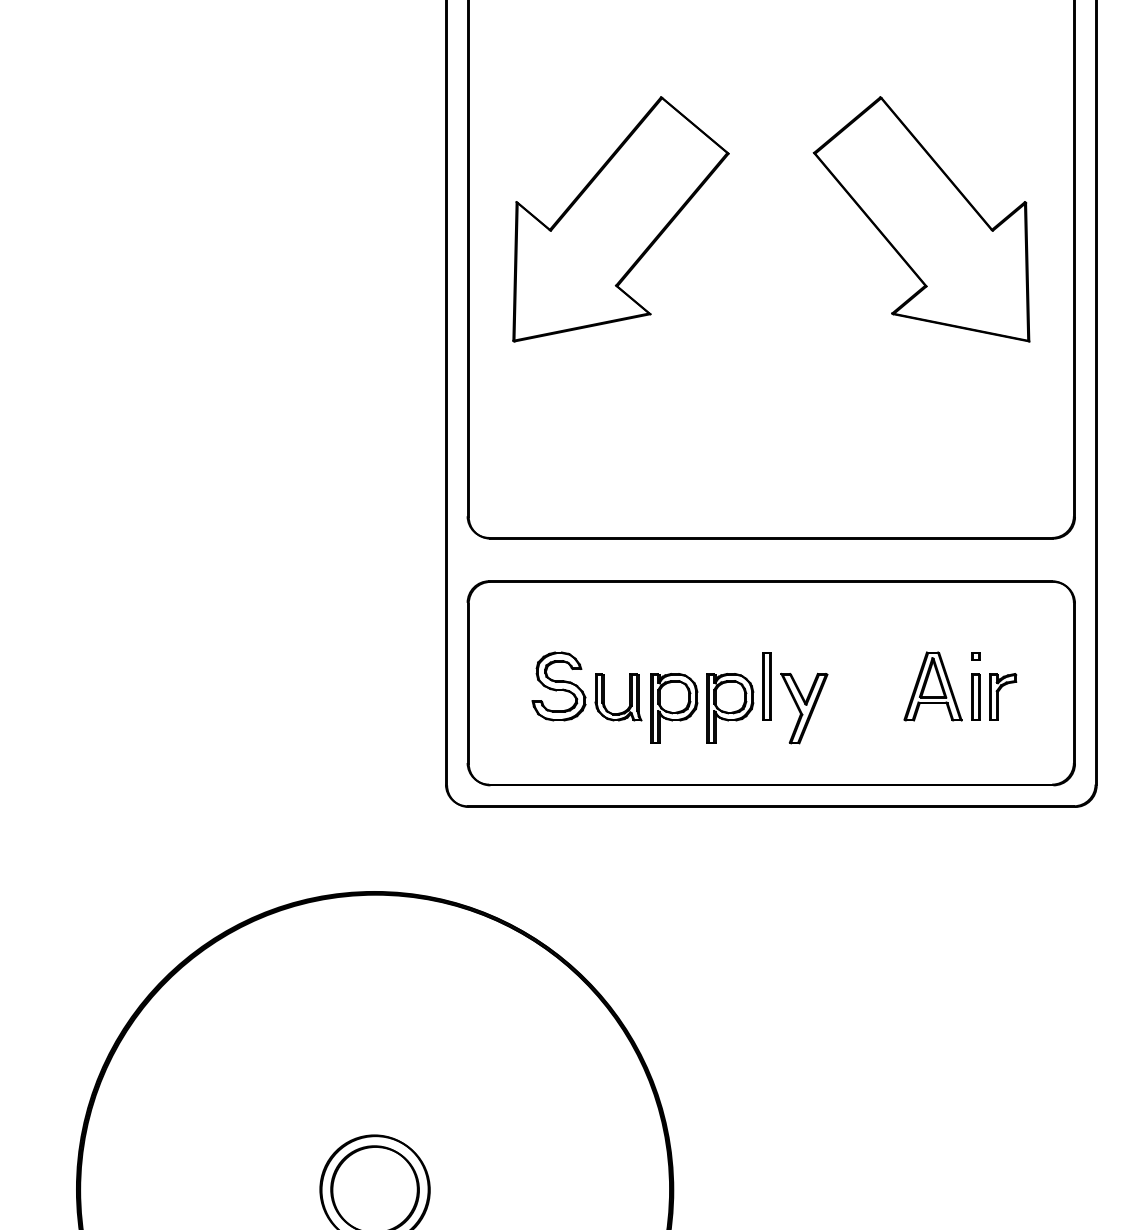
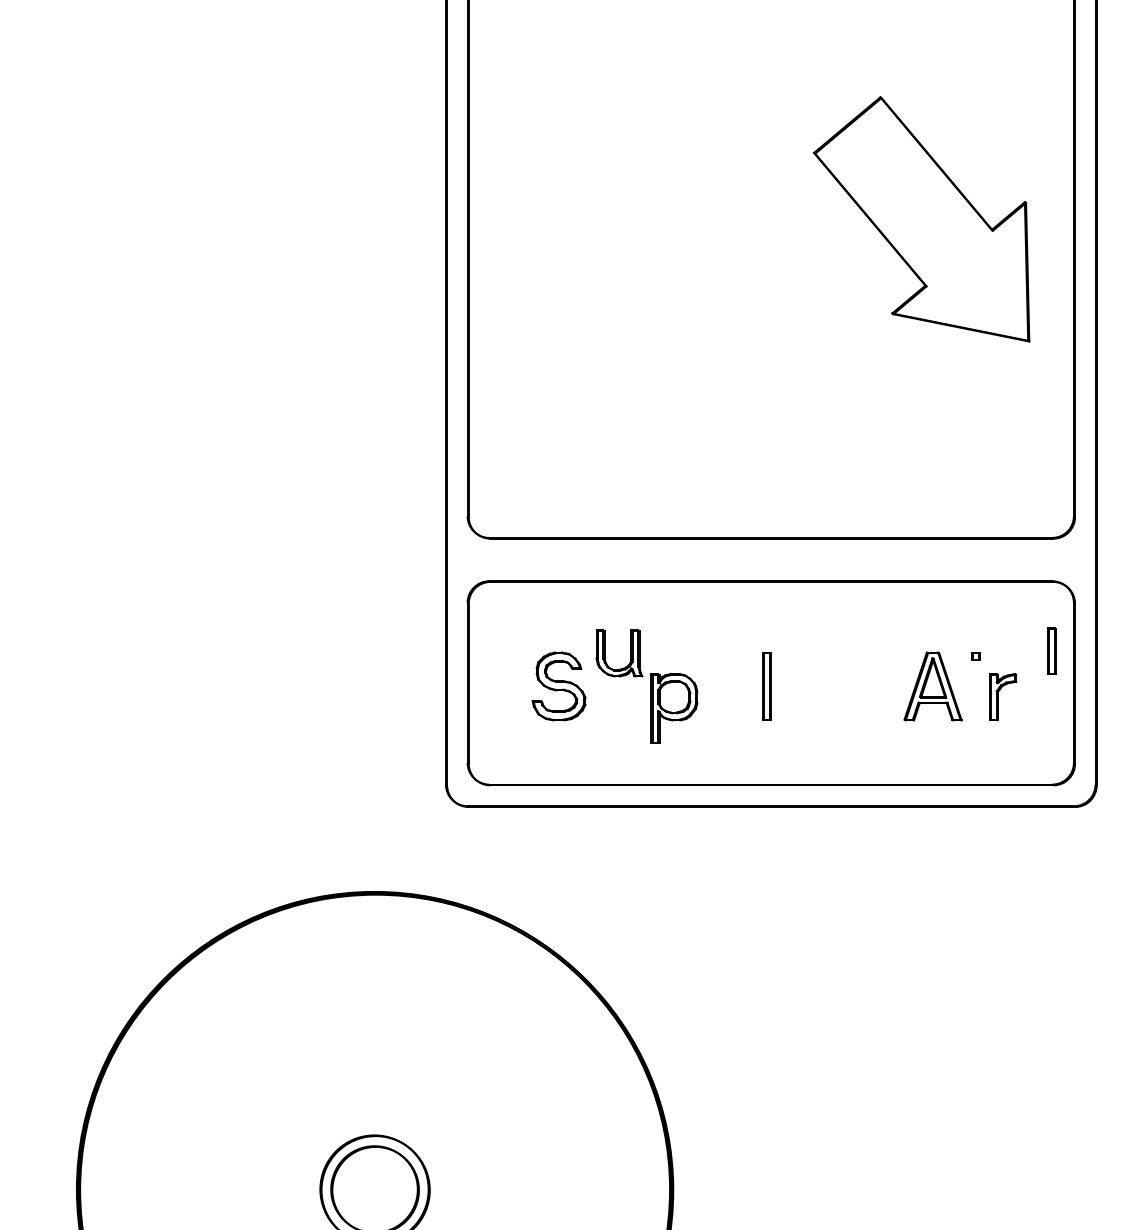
part: present -> none (620, 219)
part position: (975, 696) -> (1051, 650) (1051, 650)
part position: (629, 697) -> (630, 653) (630, 653)
part: present -> none (730, 708)
part: present -> none (804, 708)
